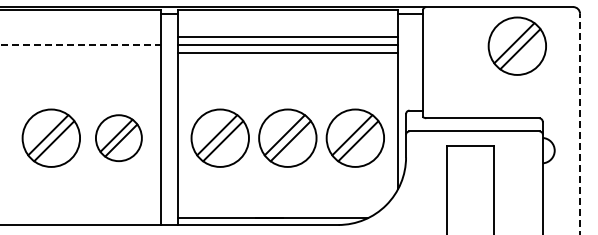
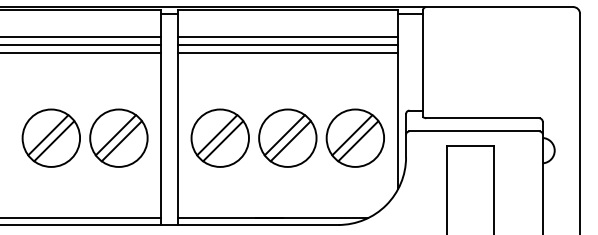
line: none -> present (81, 36)
line: dashed -> solid (81, 45)
part: present -> none (516, 45)
line: none -> present (81, 53)
line: dashed -> solid (580, 123)
part size: 48x48 px -> 60x60 px (118, 137)
line: none -> present (81, 217)
